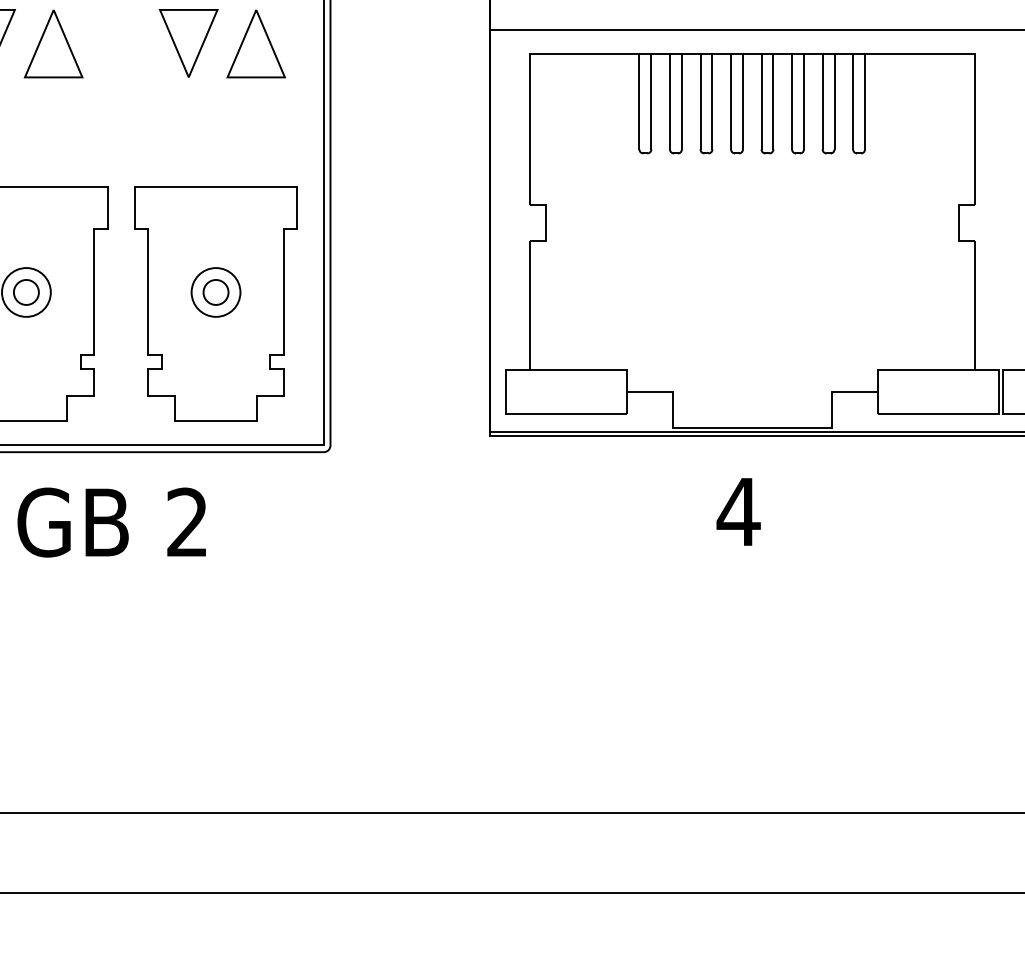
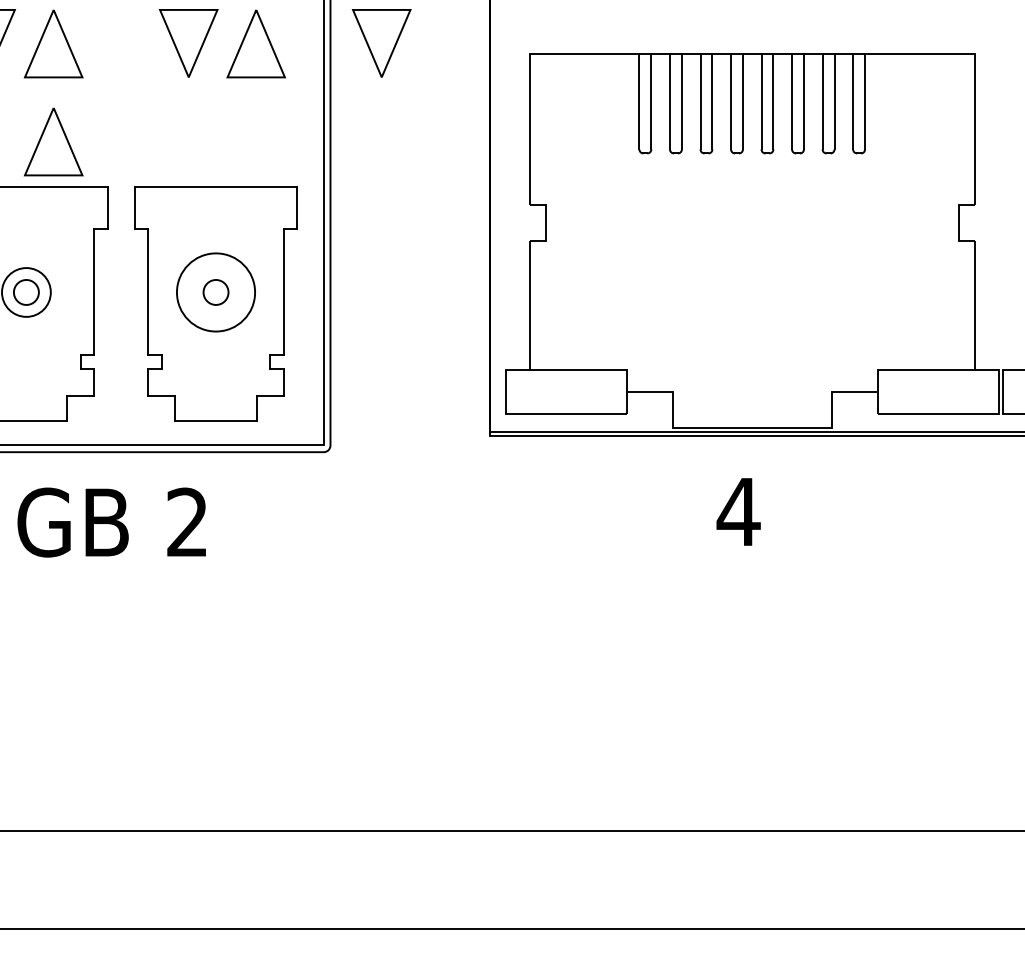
line: present -> none (755, 30)
part: none -> present (381, 43)
part: none -> present (53, 141)
circle diameter: 49 px -> 78 px (215, 292)
line position: (511, 812) -> (511, 830) (511, 830)
line position: (511, 892) -> (511, 928) (511, 928)
